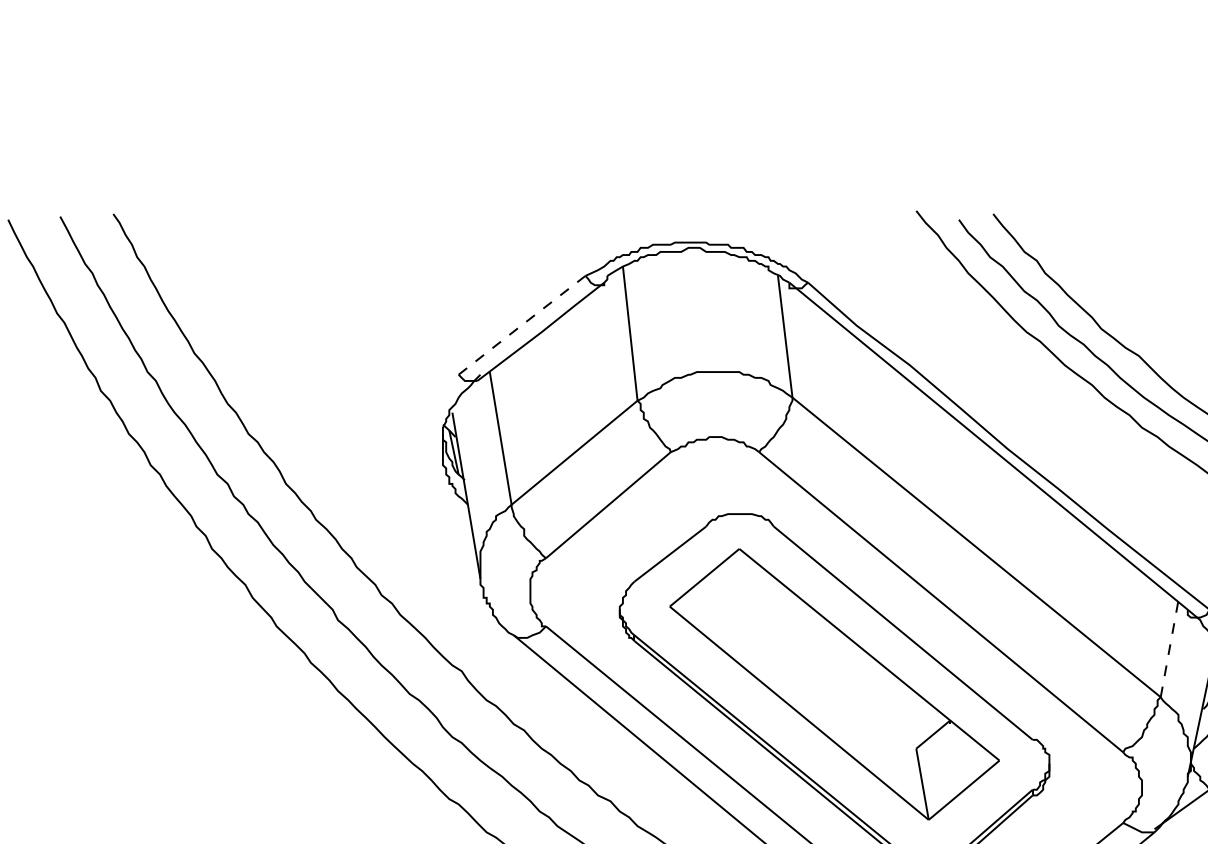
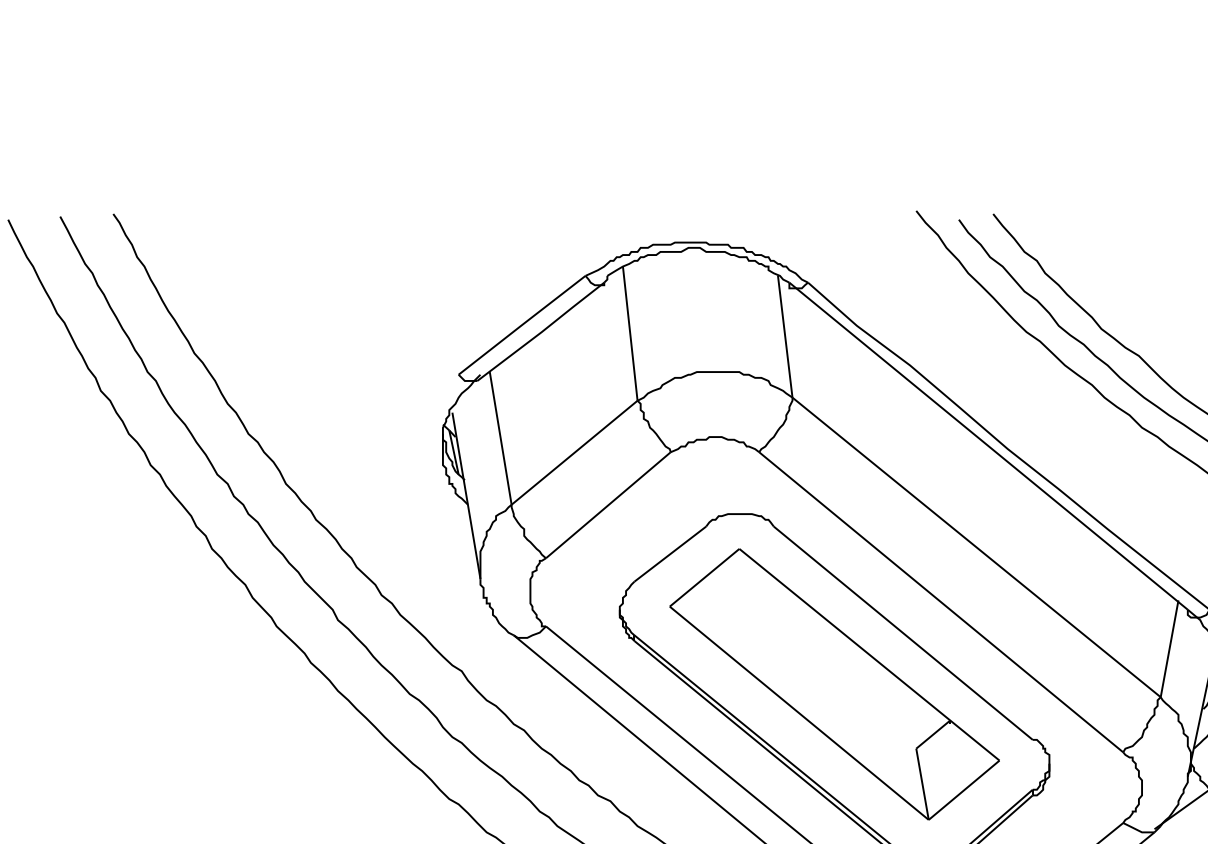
line: dashed -> solid (521, 325)
line: dashed -> solid (1169, 648)
